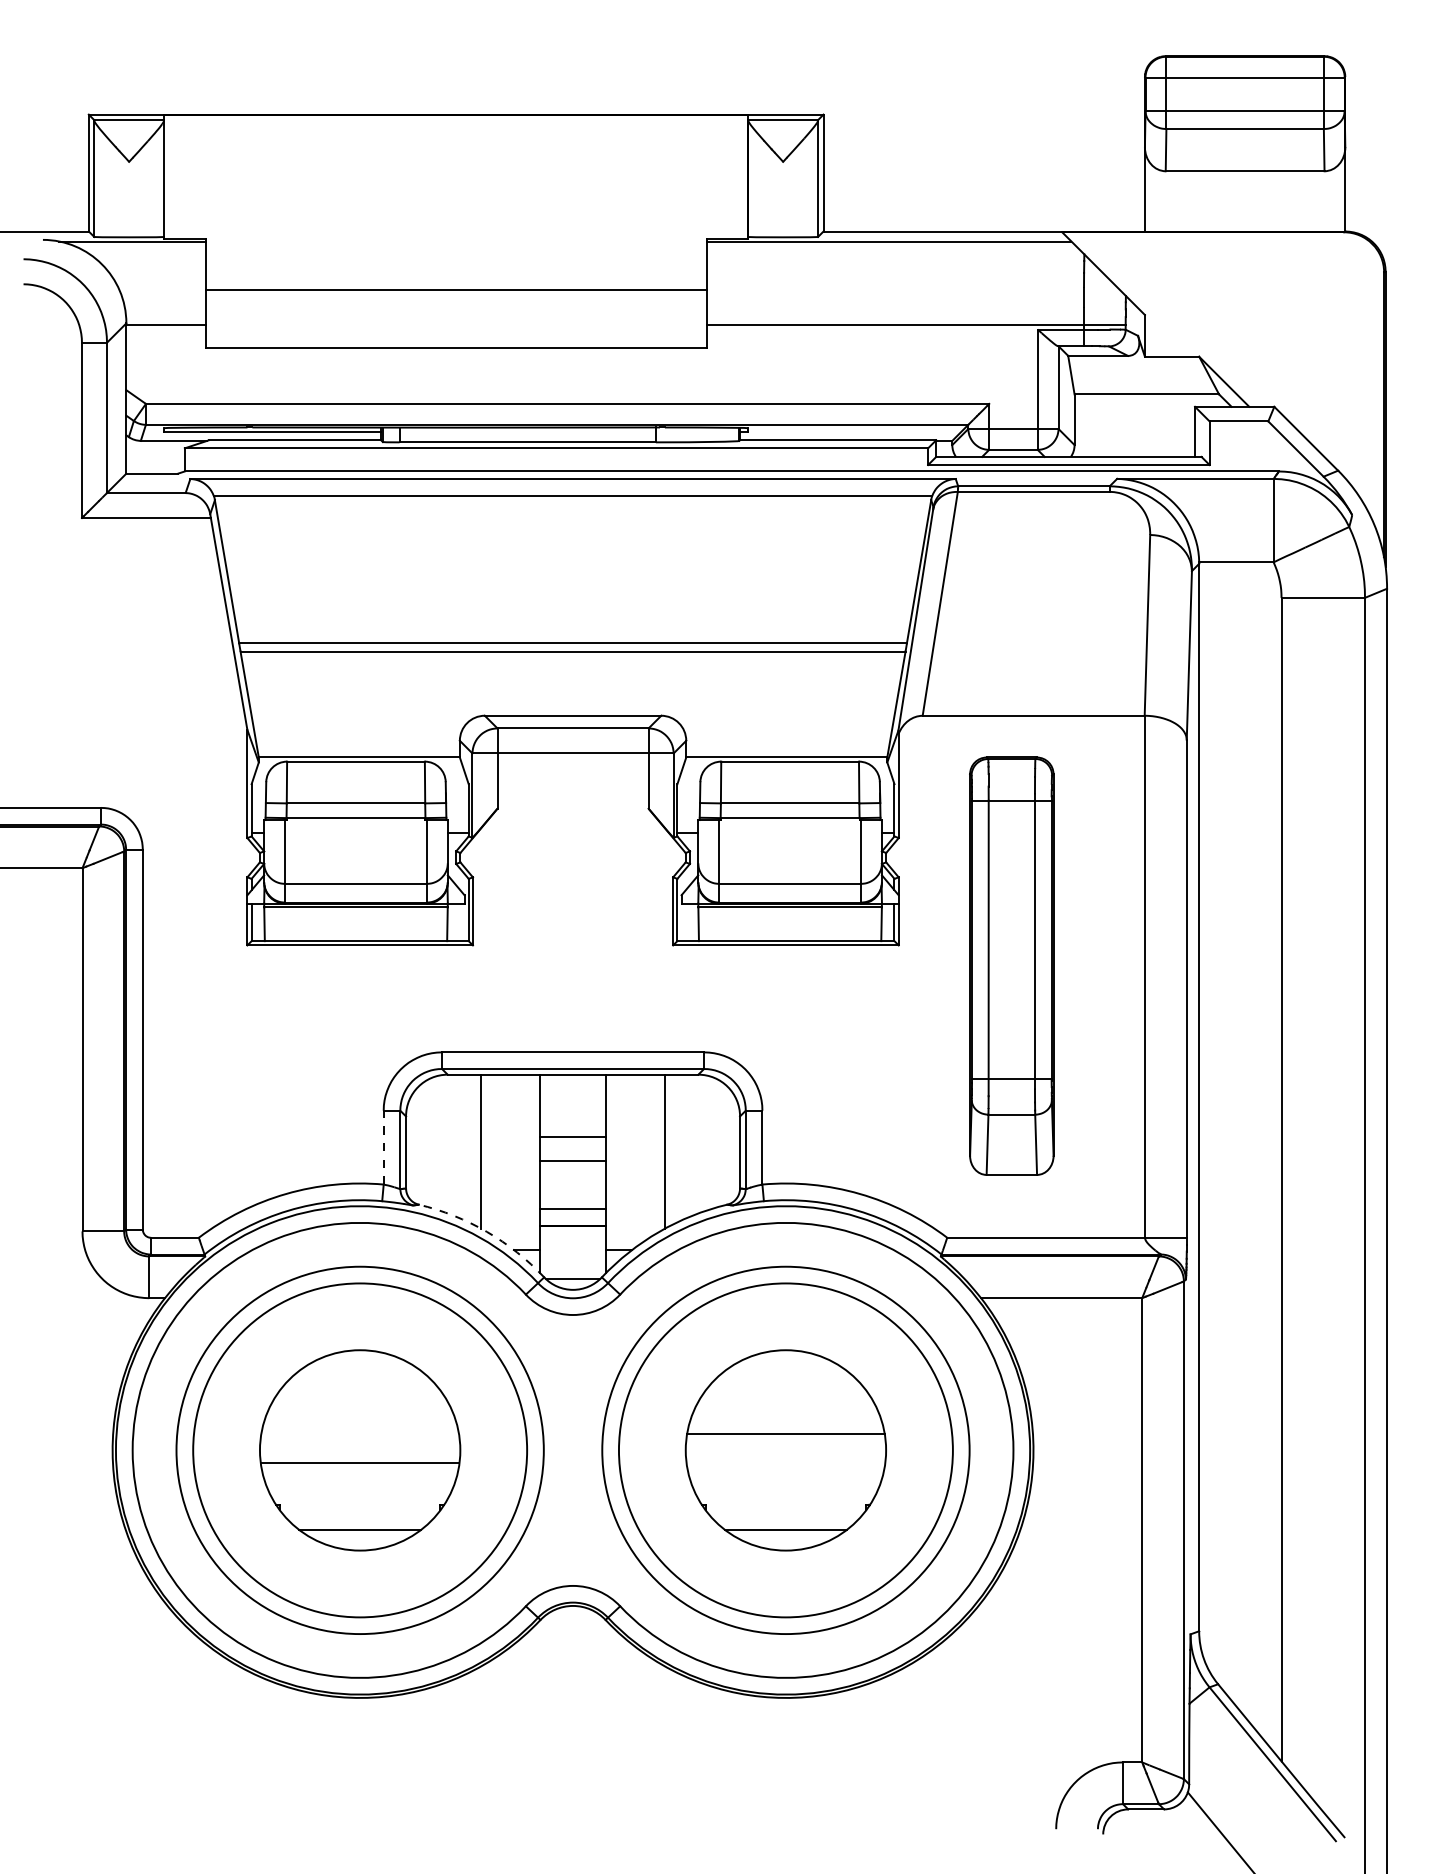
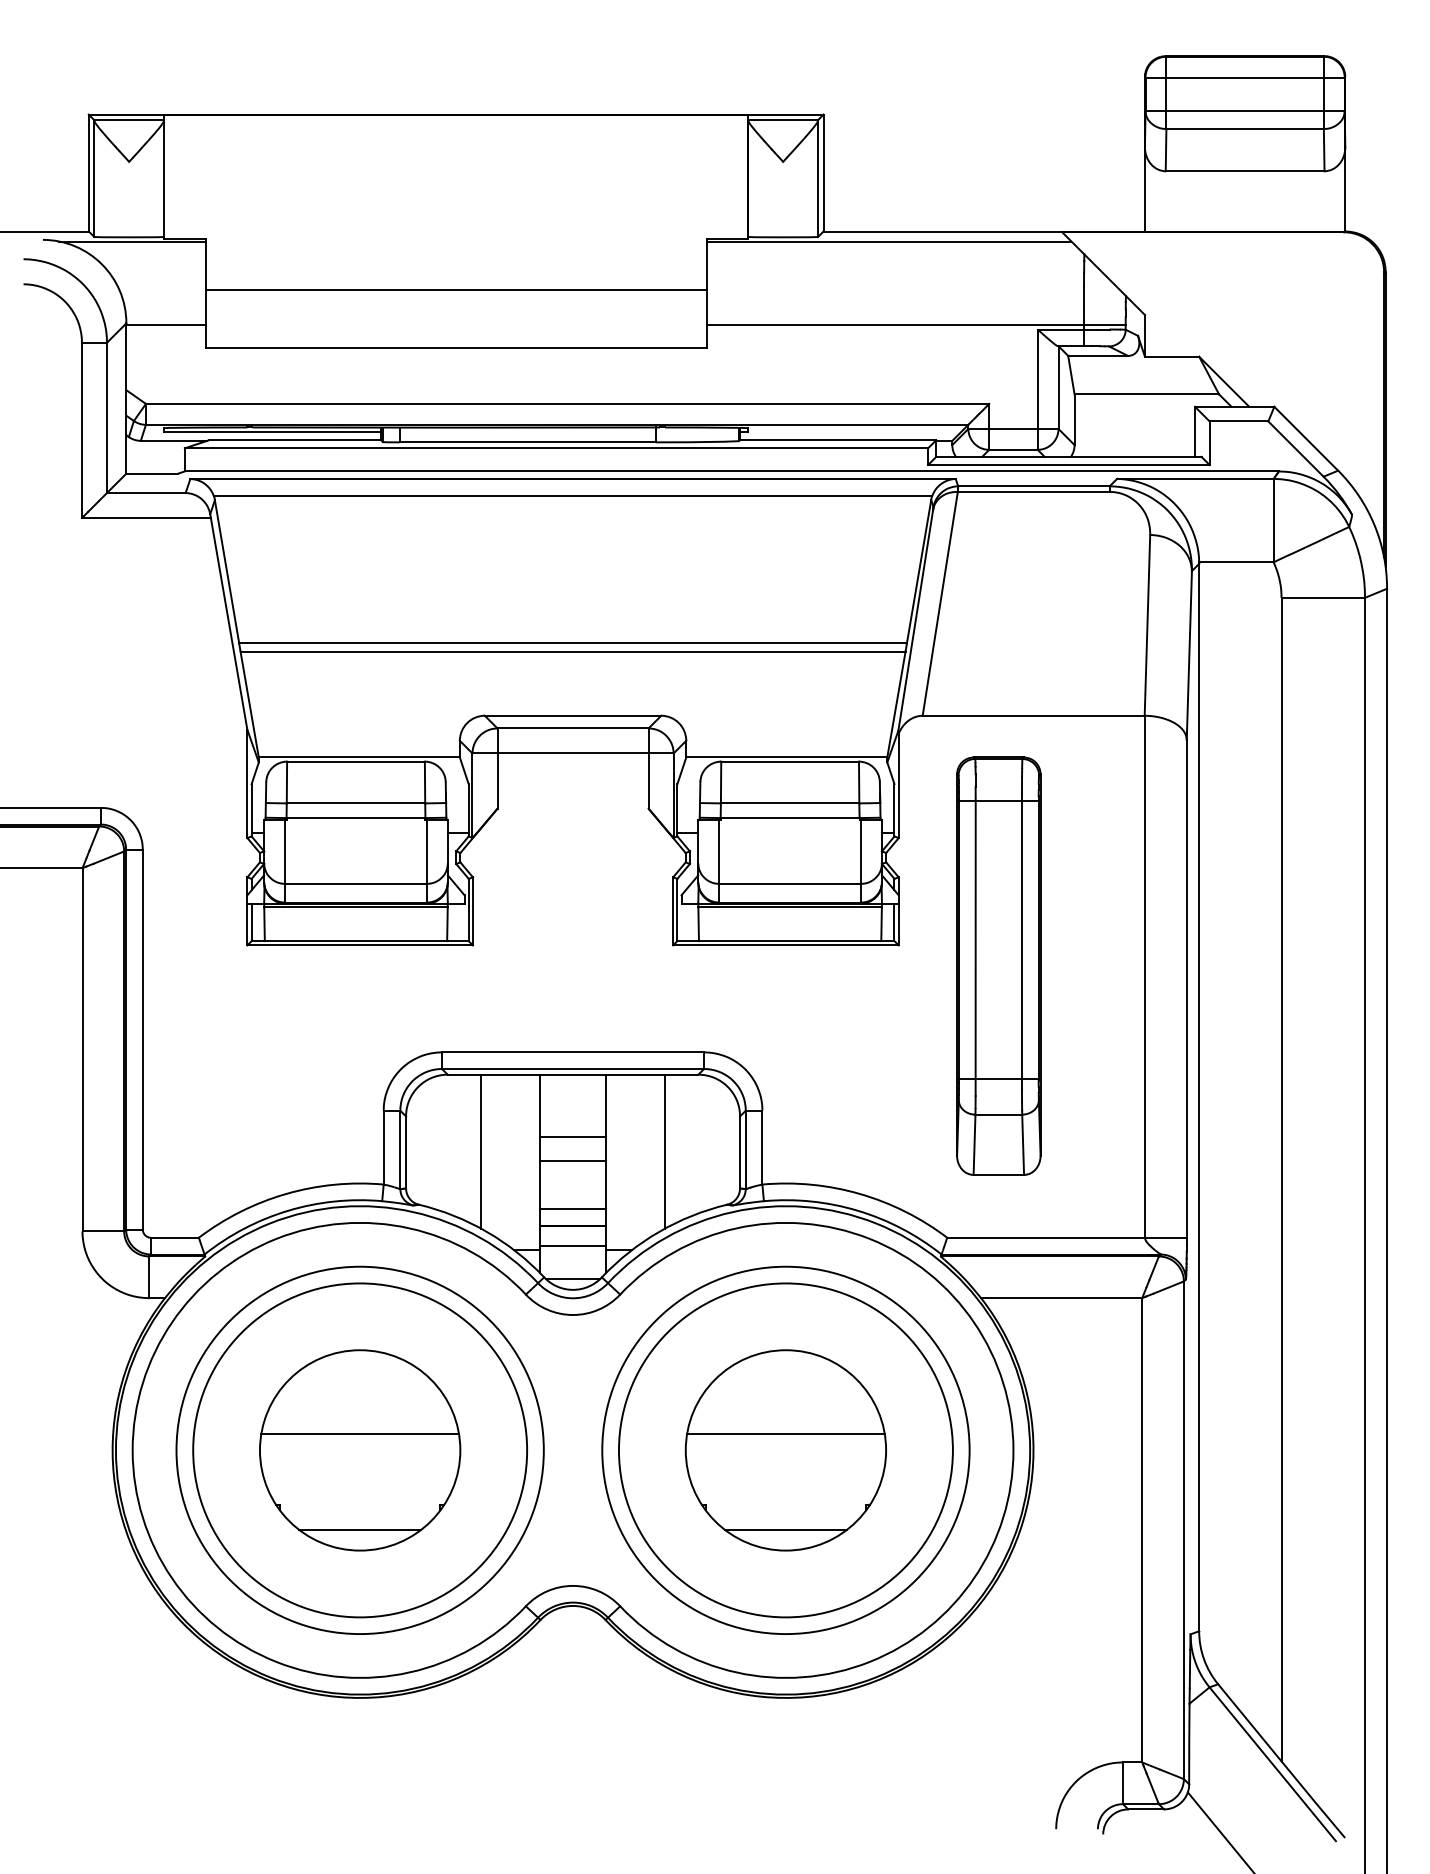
part position: (1011, 965) -> (998, 965) (998, 965)
line: dashed -> solid (383, 1147)
arc: dashed -> solid (486, 1231)
line: none -> present (572, 1245)
line position: (359, 1462) -> (359, 1433) (359, 1433)
